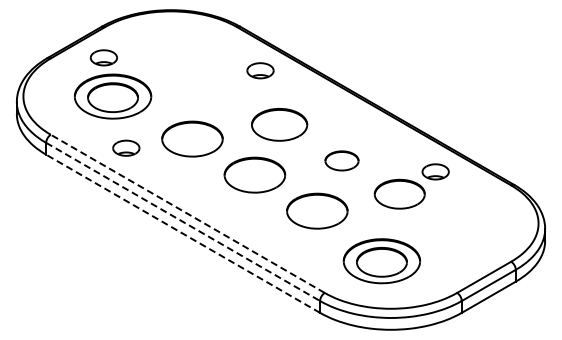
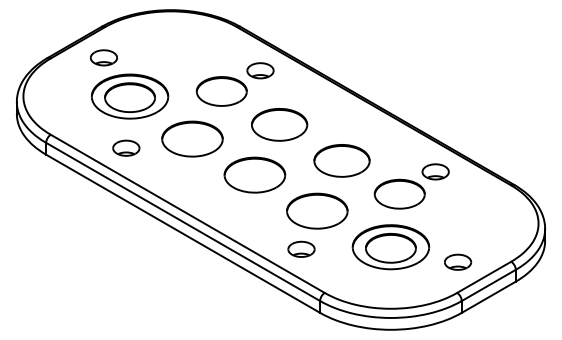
part: none -> present (221, 91)
part position: (112, 96) -> (129, 96) (129, 96)
part size: 36x22 px -> 58x34 px (341, 160)
line: dashed -> solid (187, 213)
line: dashed -> solid (183, 222)
line: dashed -> solid (182, 233)
part: none -> present (301, 248)
part position: (381, 261) -> (390, 247) (390, 247)
part: none -> present (458, 261)
